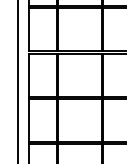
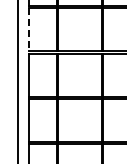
line: solid -> dashed (28, 29)
